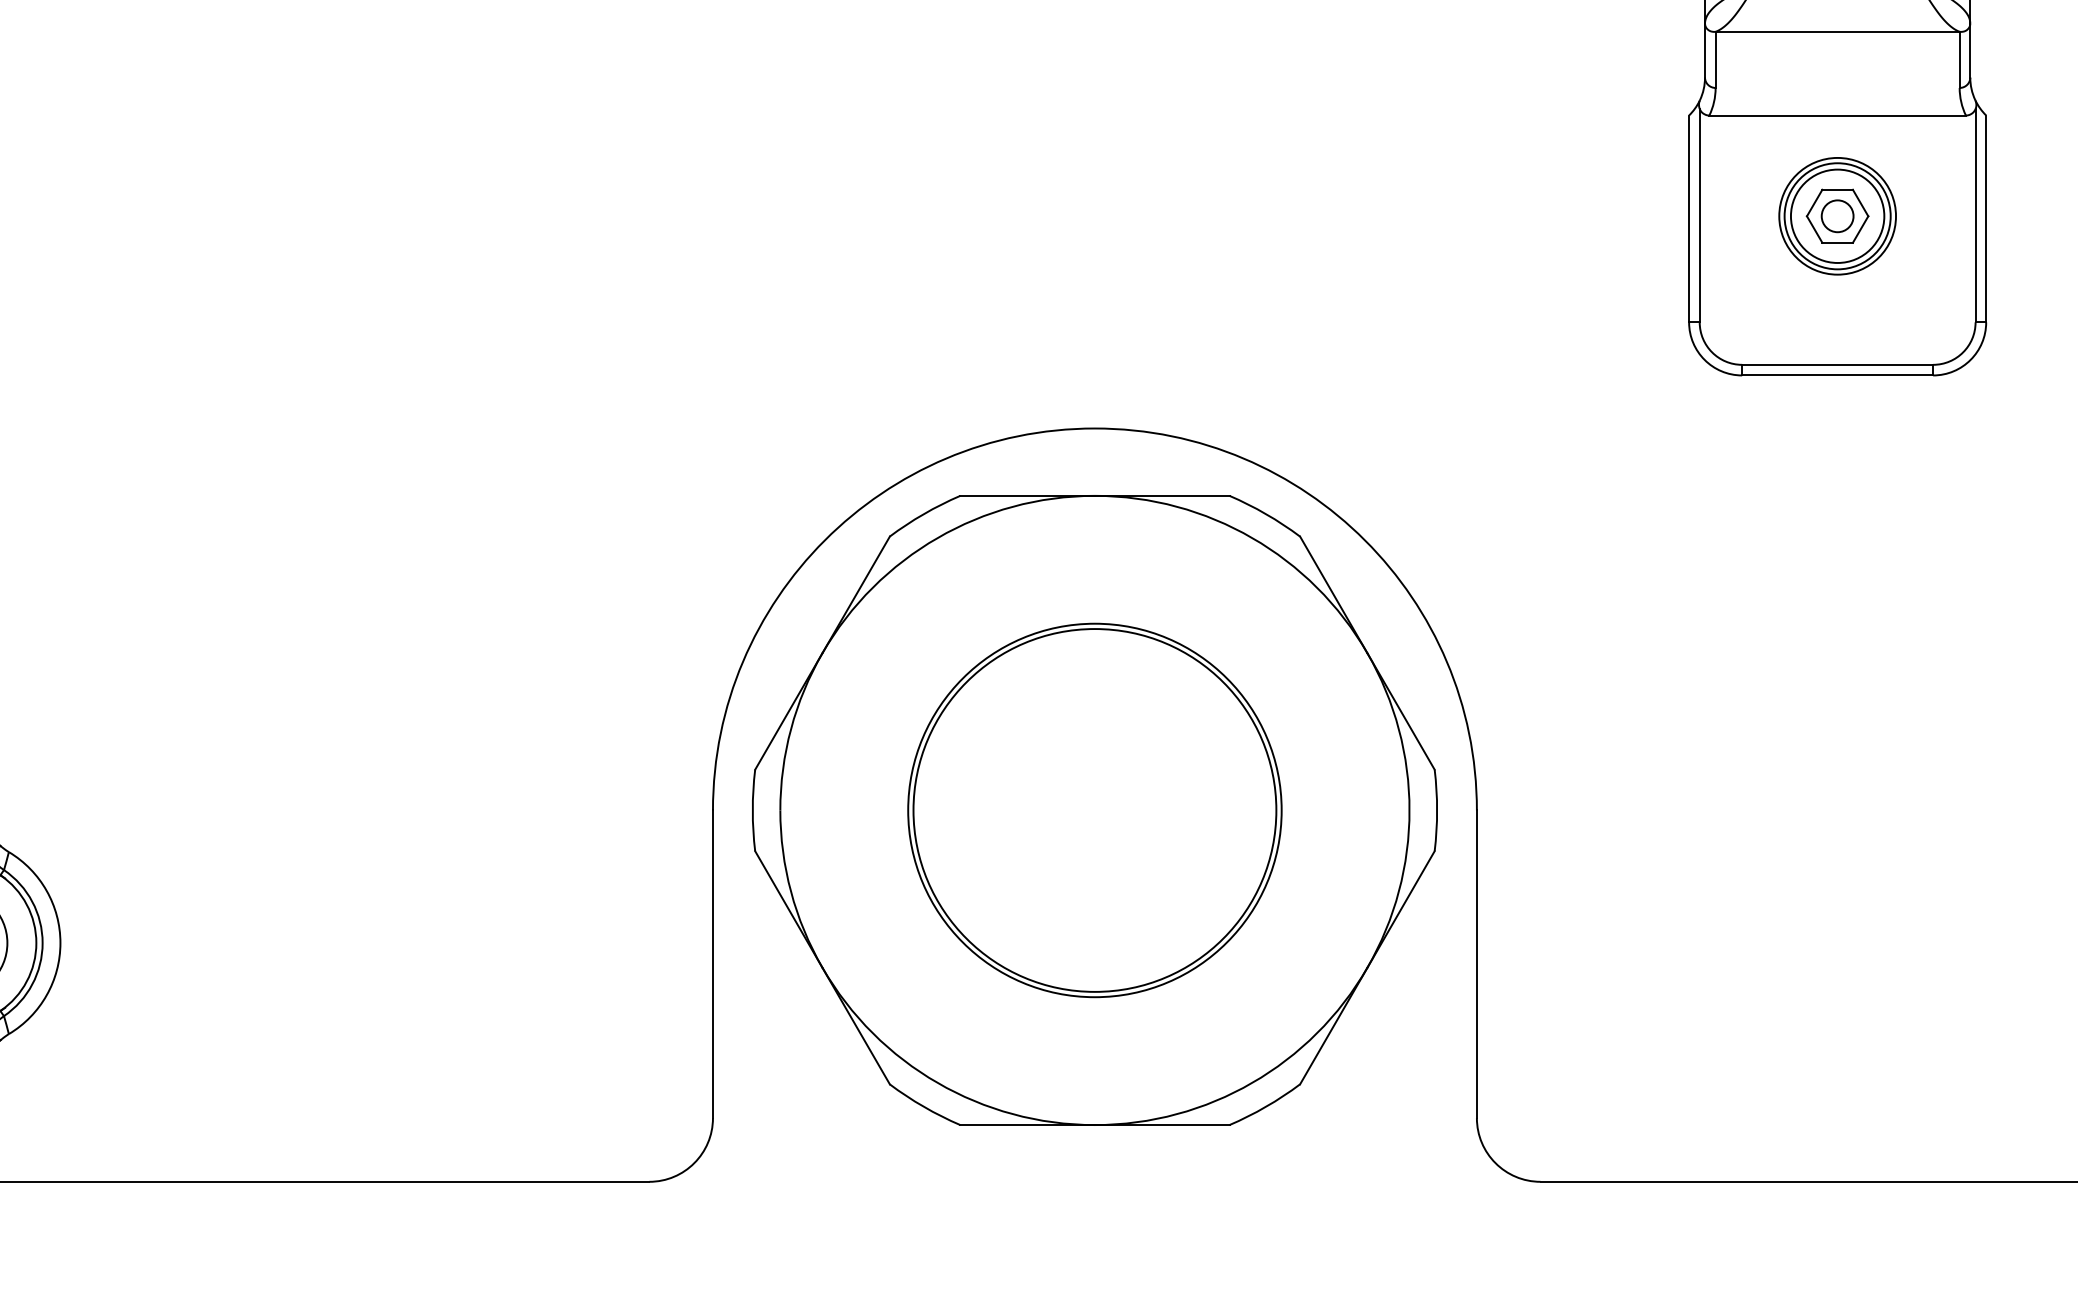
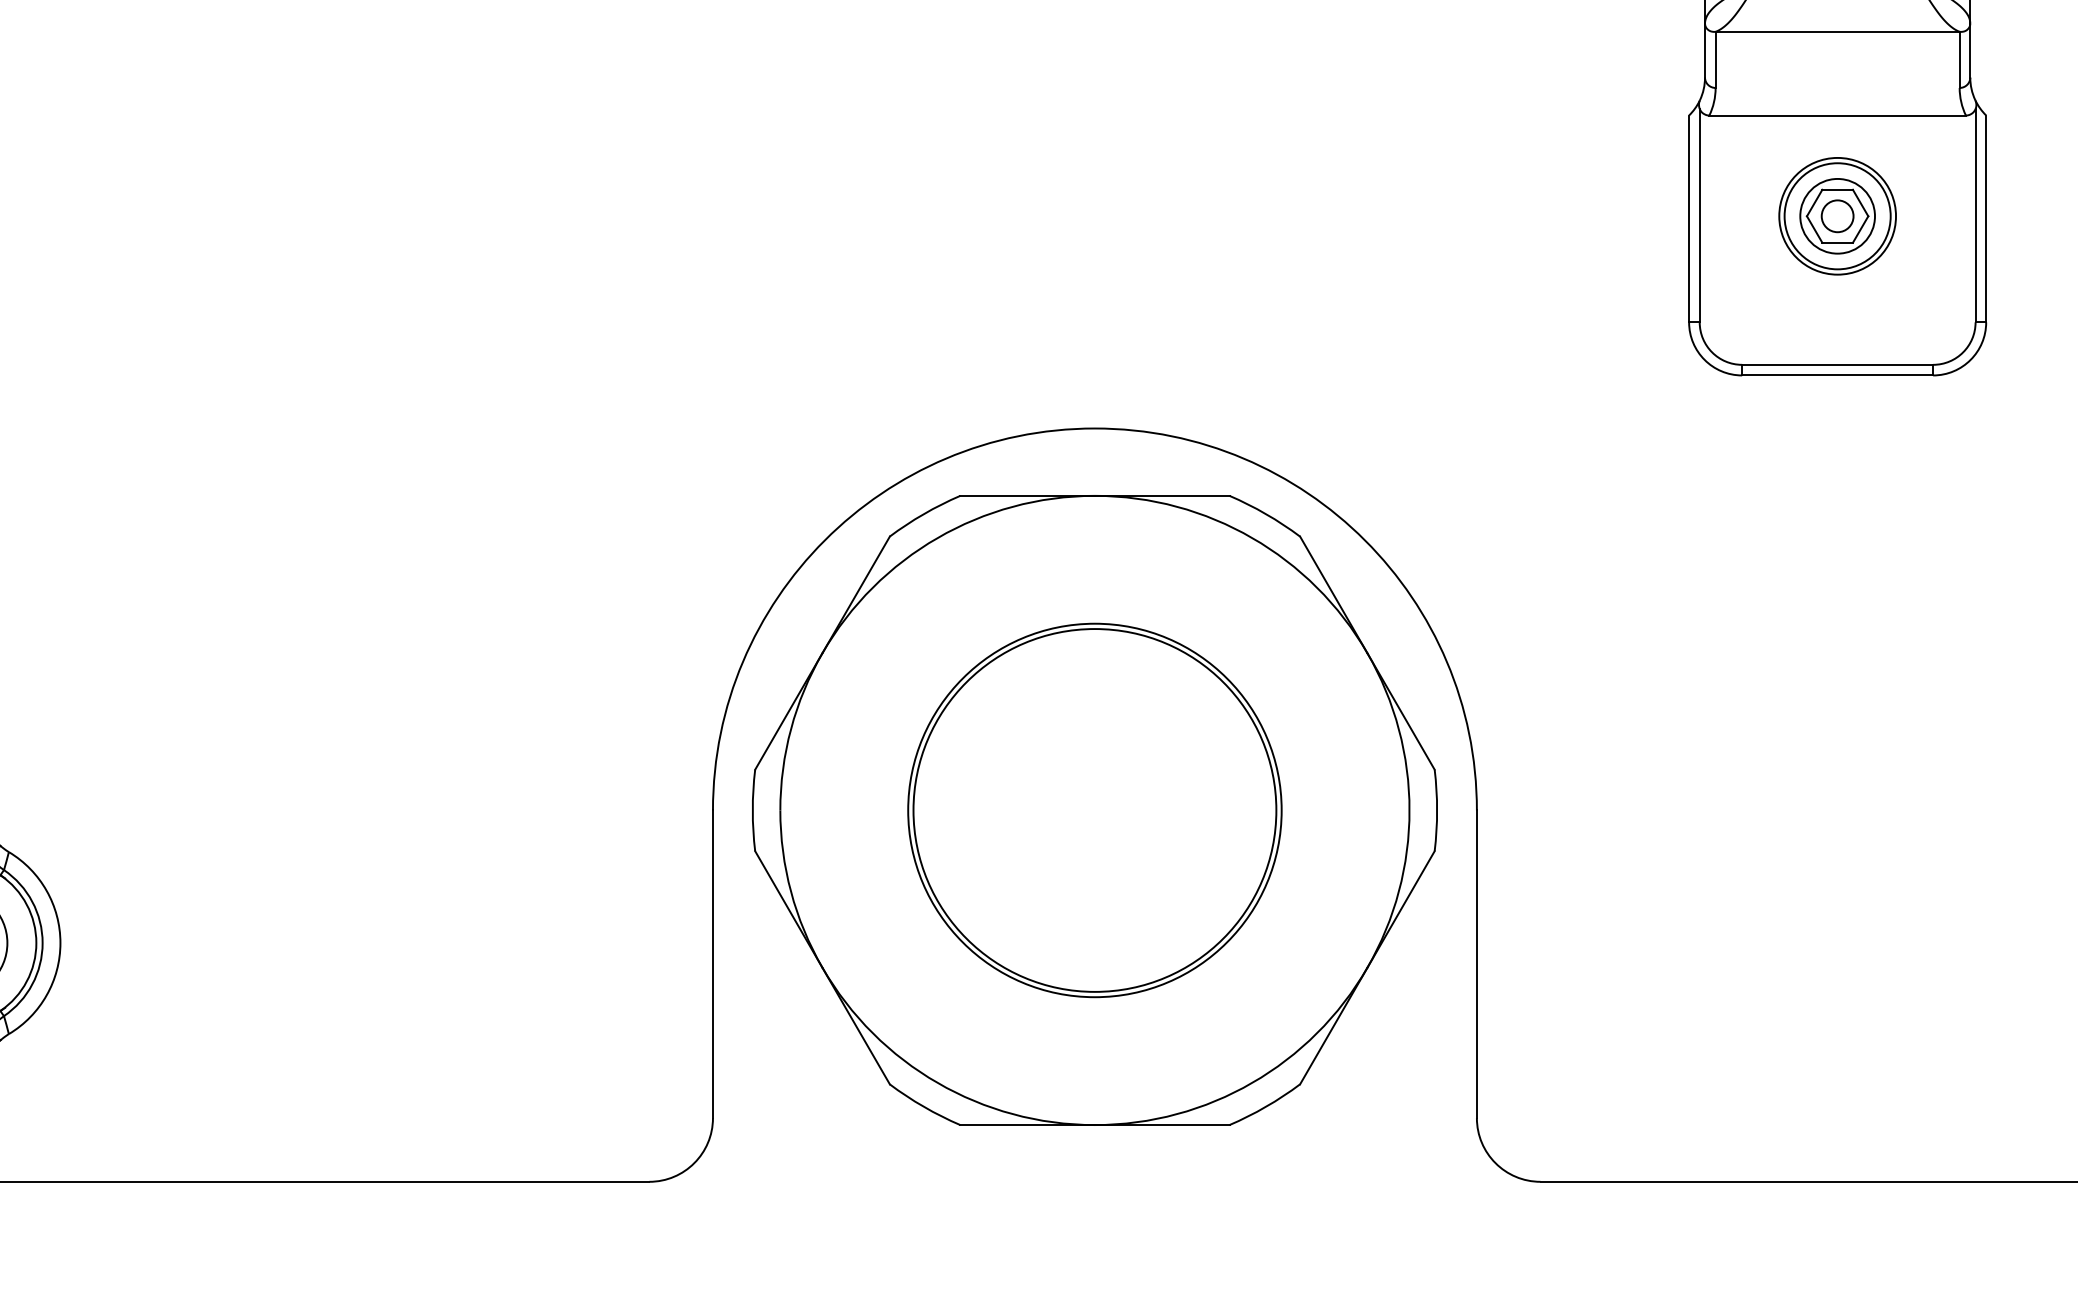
circle diameter: 93 px -> 75 px (1837, 215)
